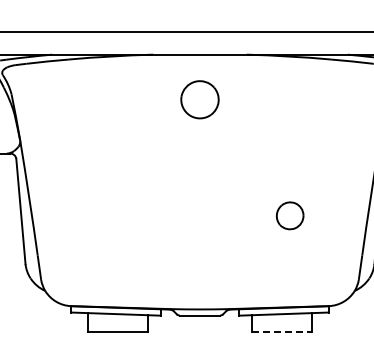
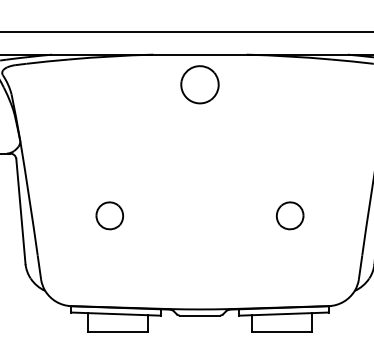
part position: (199, 99) -> (199, 84) (199, 84)
part: none -> present (109, 215)
line: dashed -> solid (282, 331)
